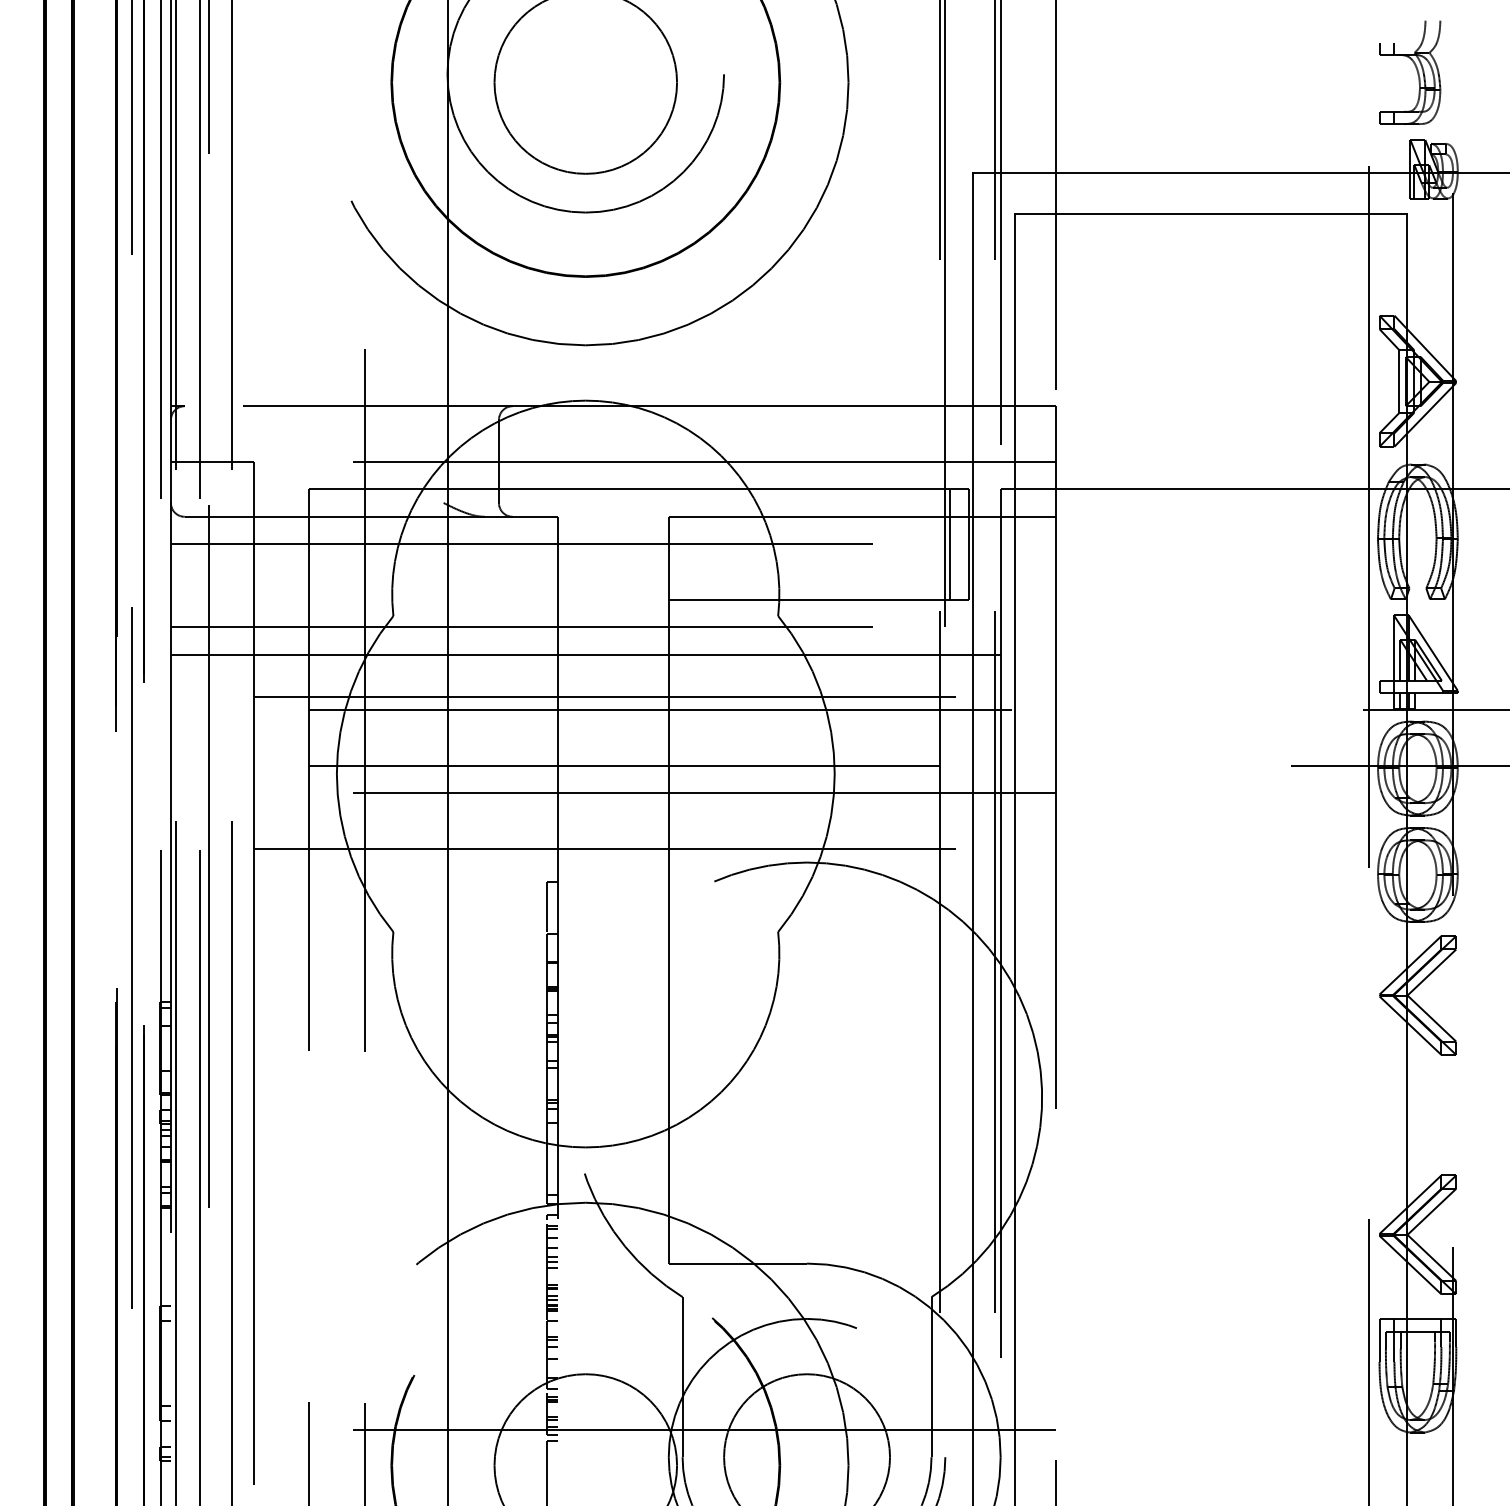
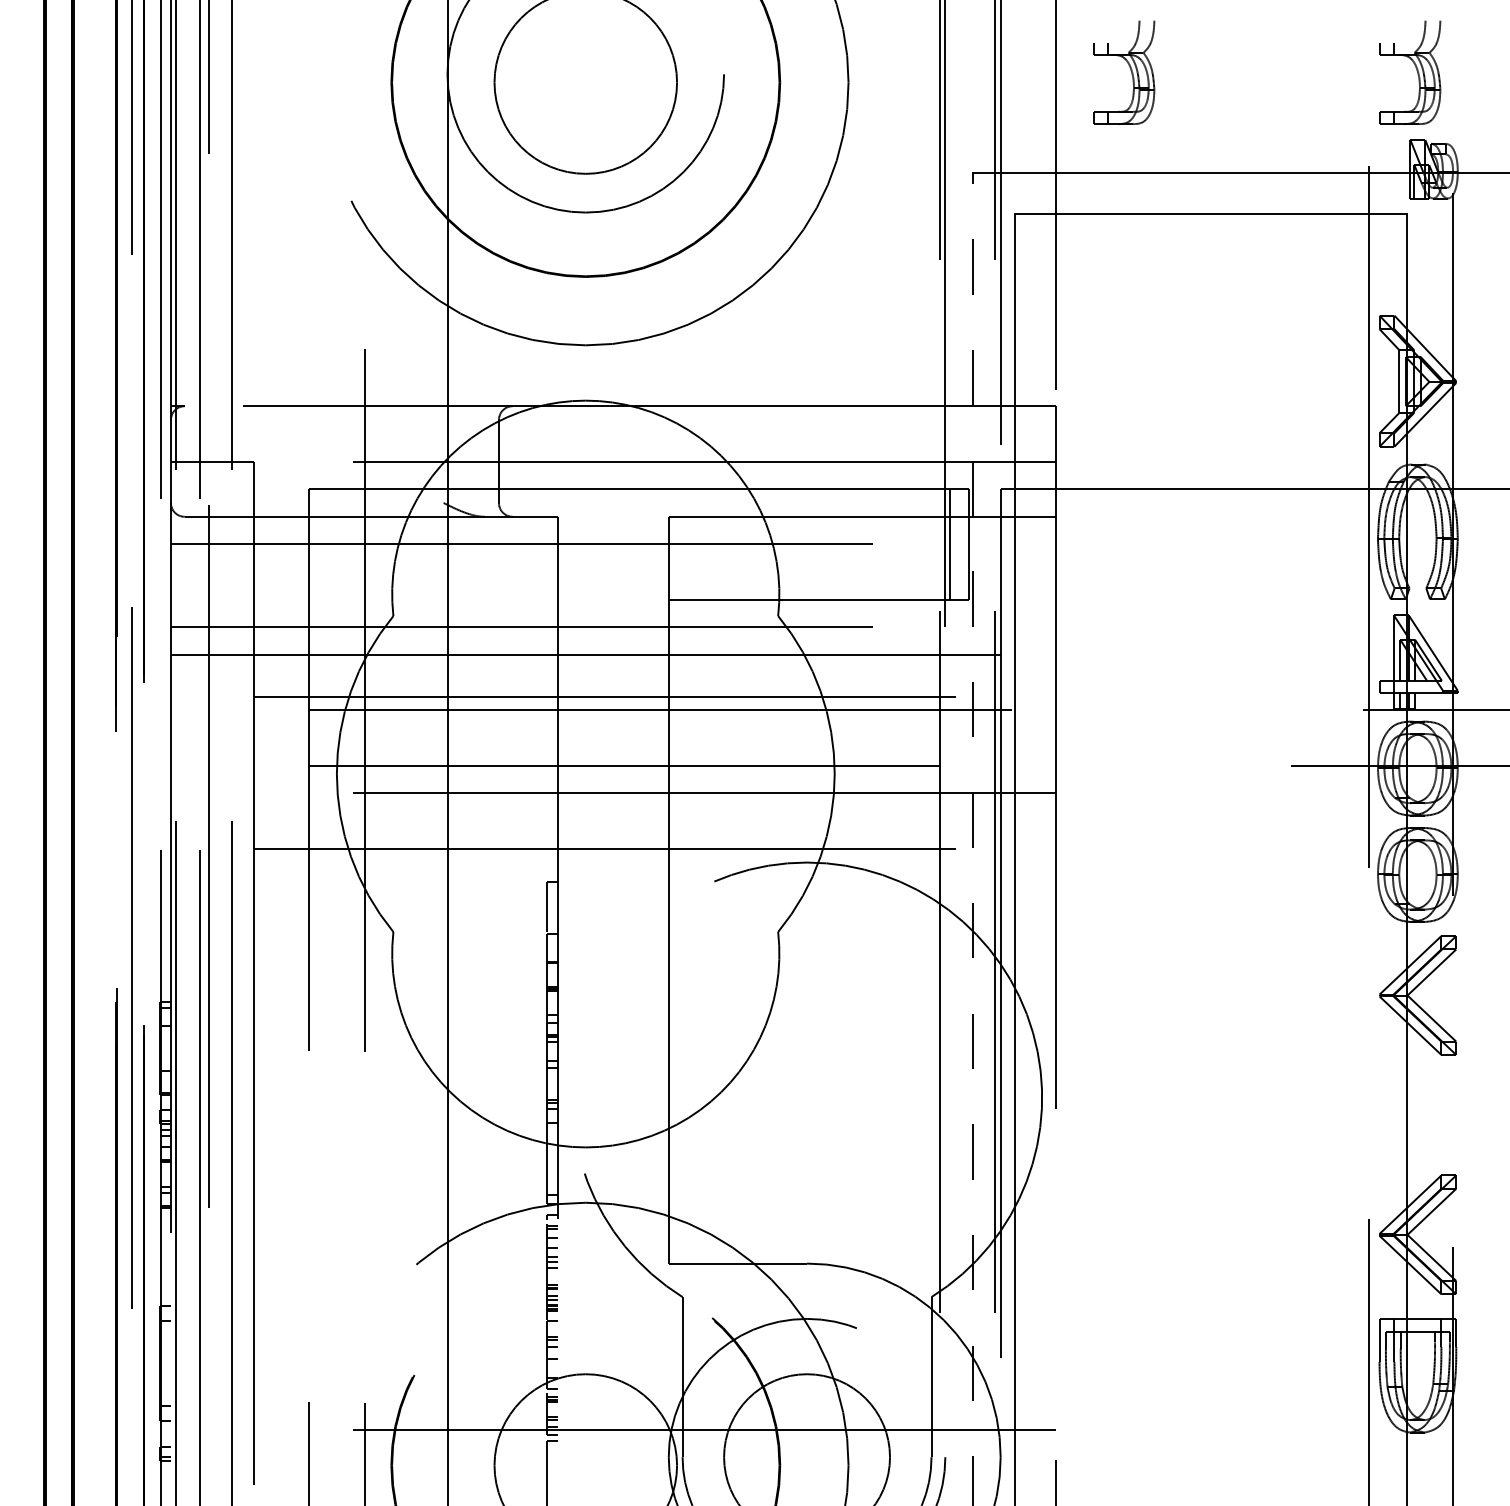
part: none -> present (1130, 71)
line: solid -> dashed (973, 838)
